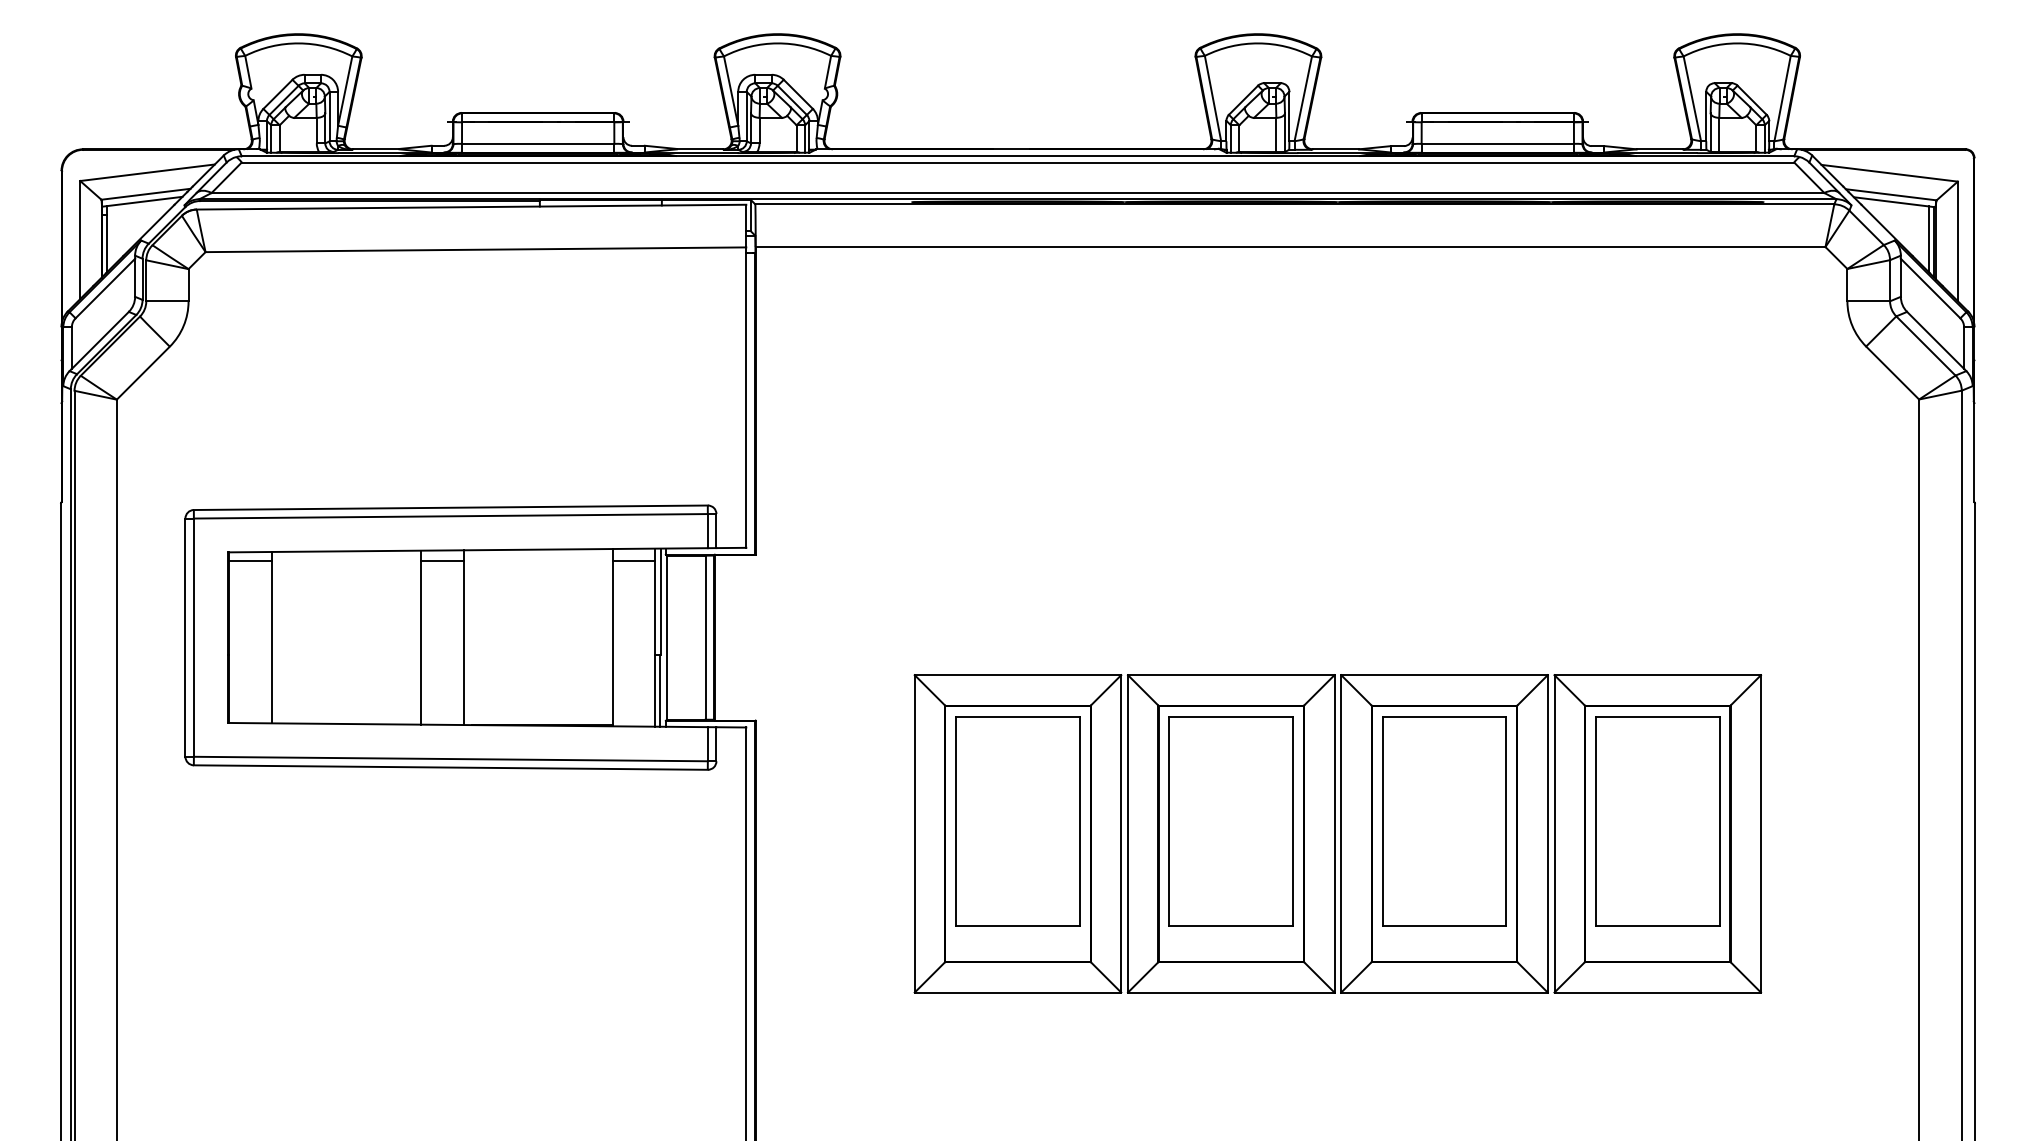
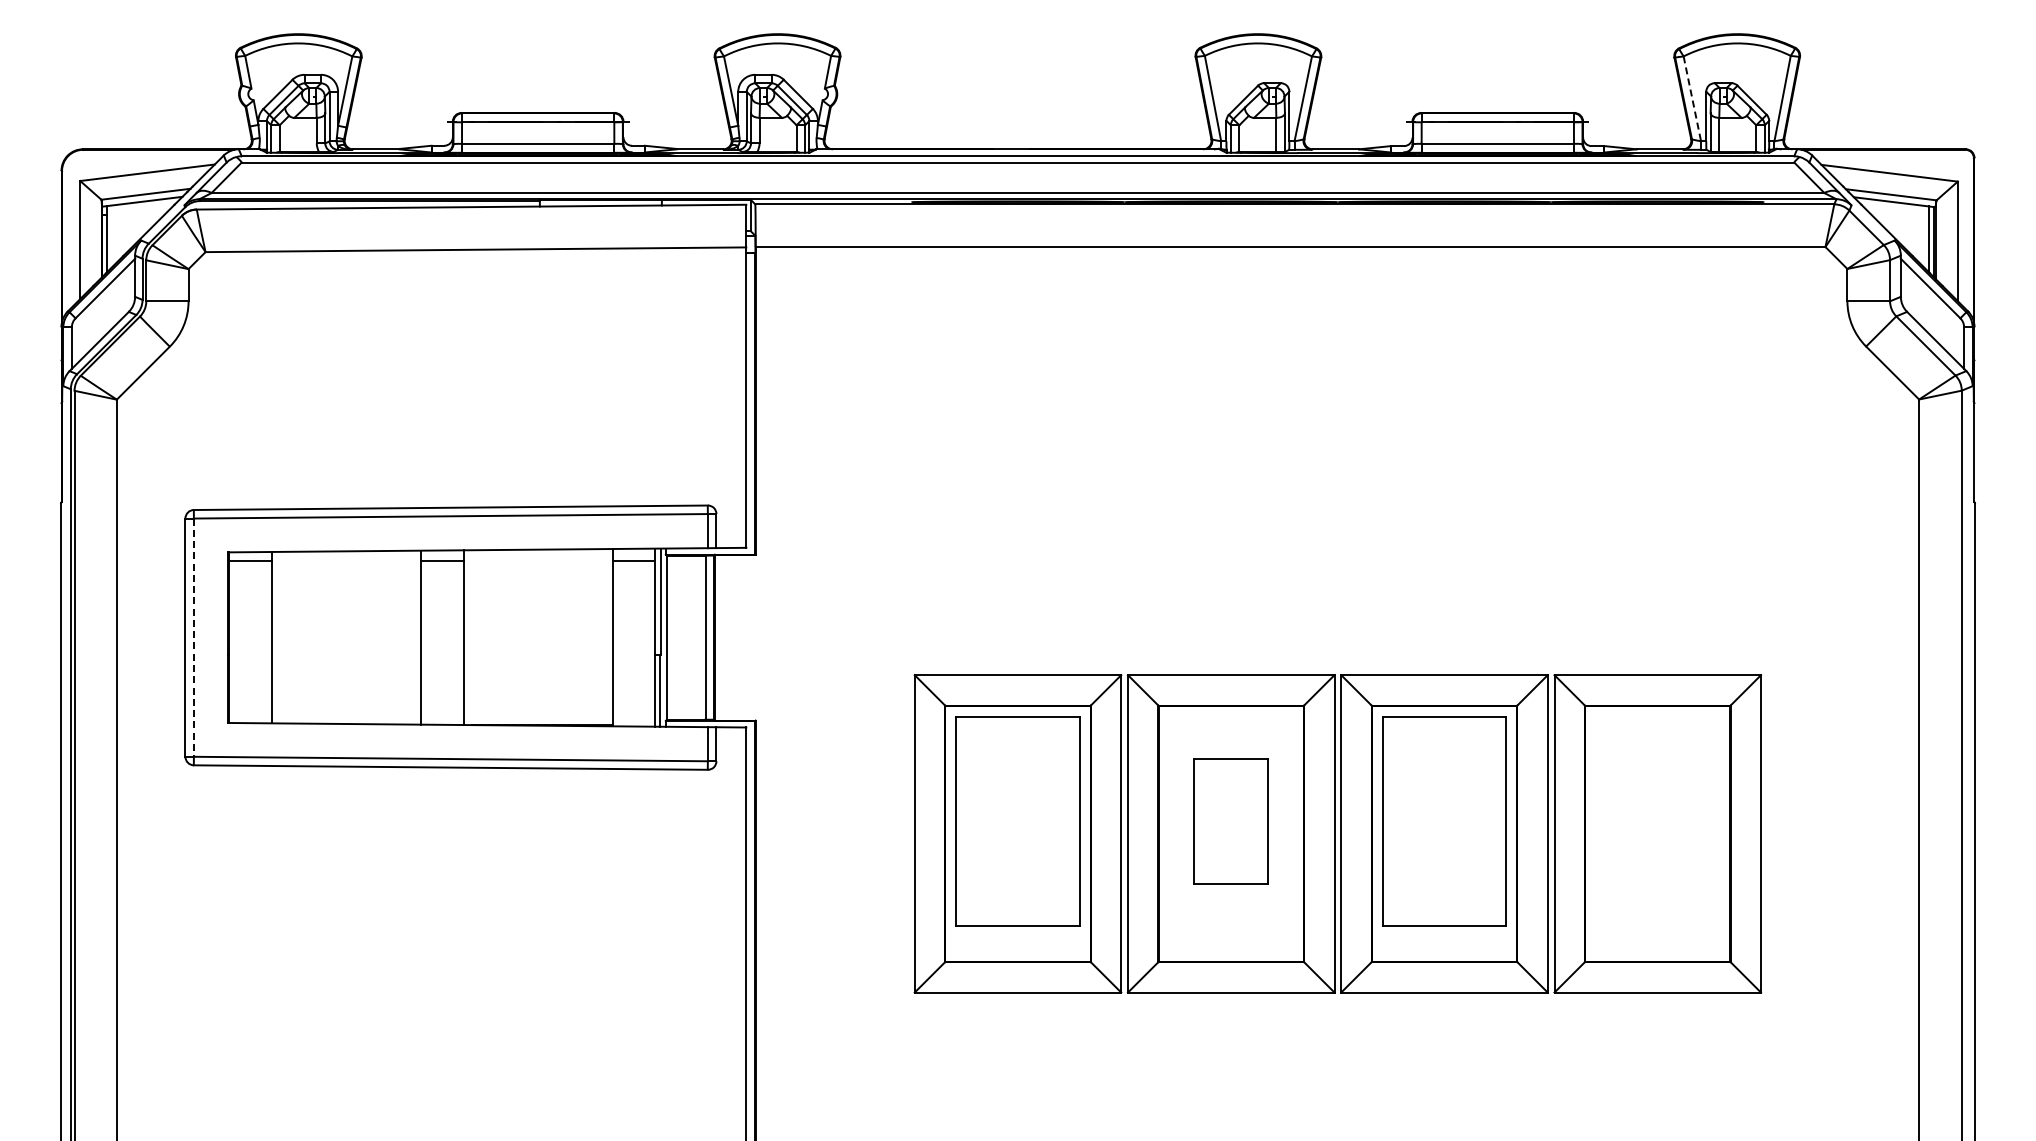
line: solid -> dashed (1692, 99)
line: solid -> dashed (193, 638)
part size: 126x211 px -> 76x127 px (1230, 821)
part: present -> none (1657, 821)
